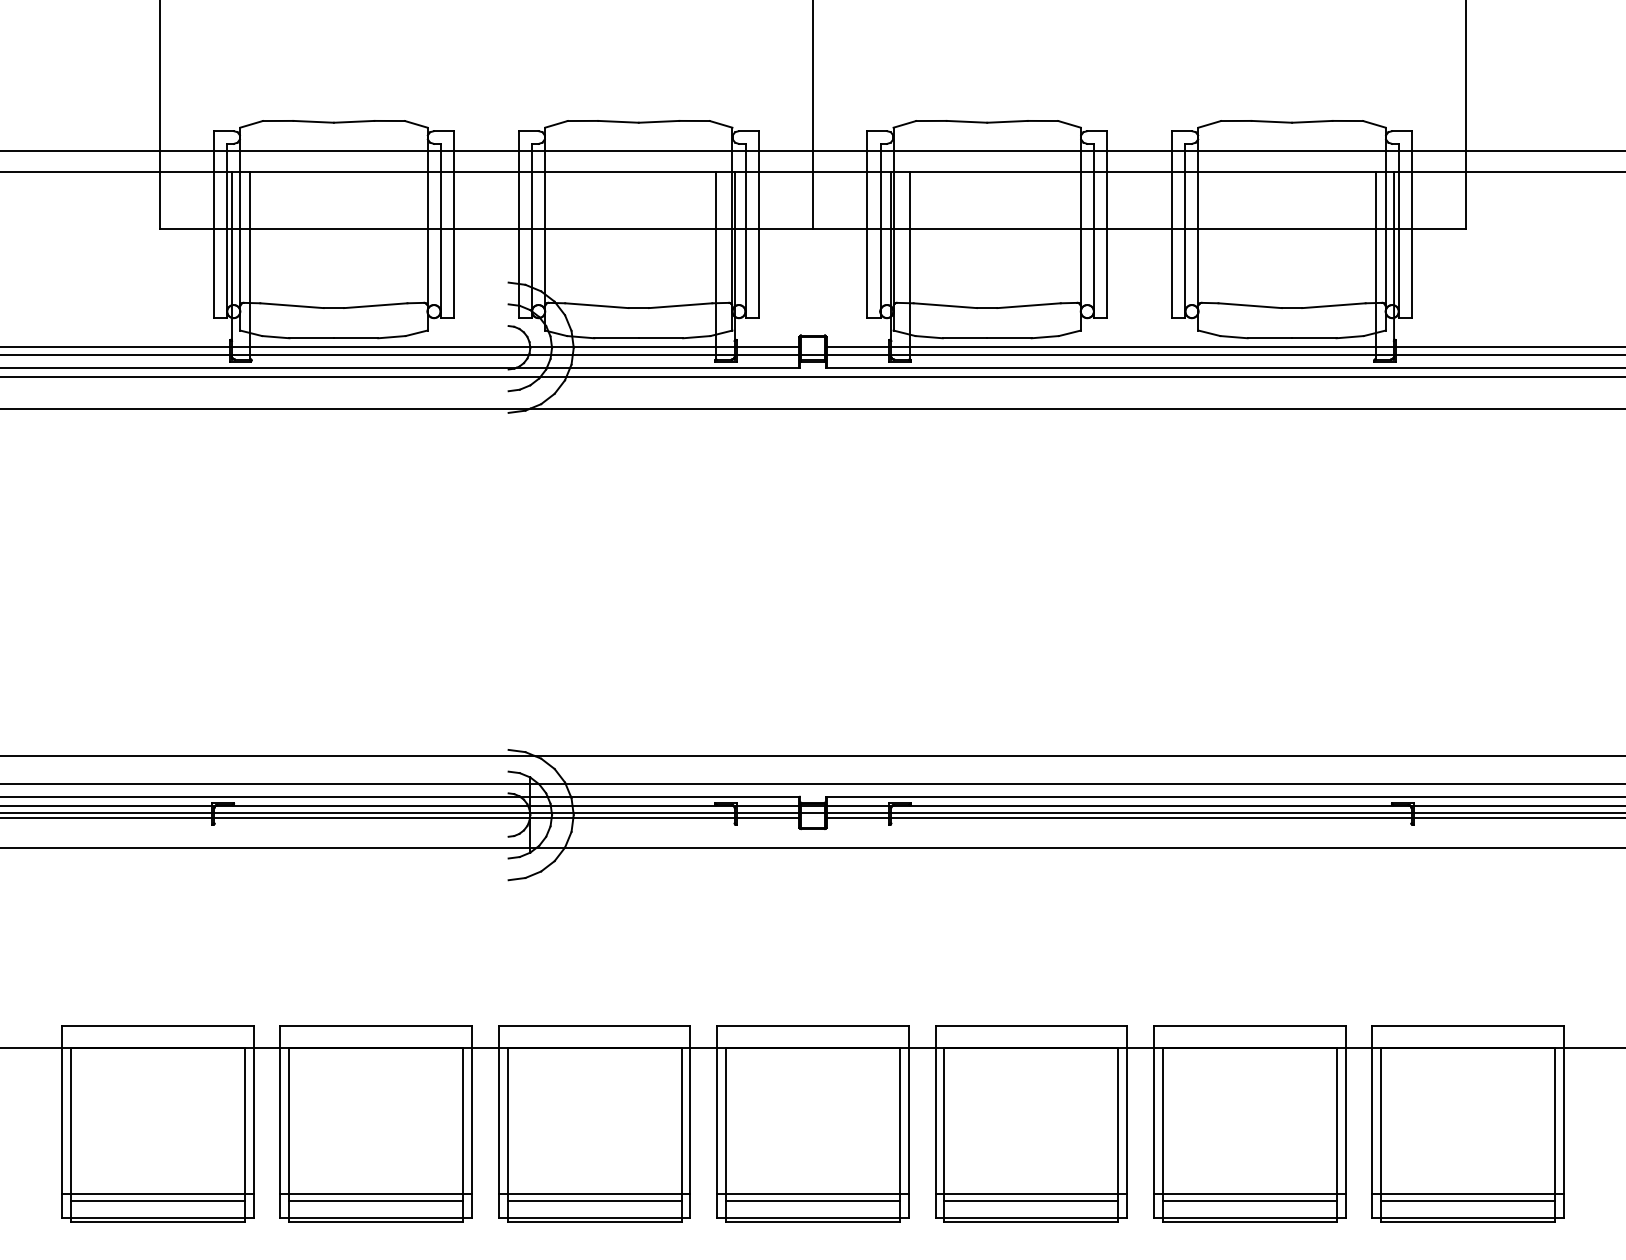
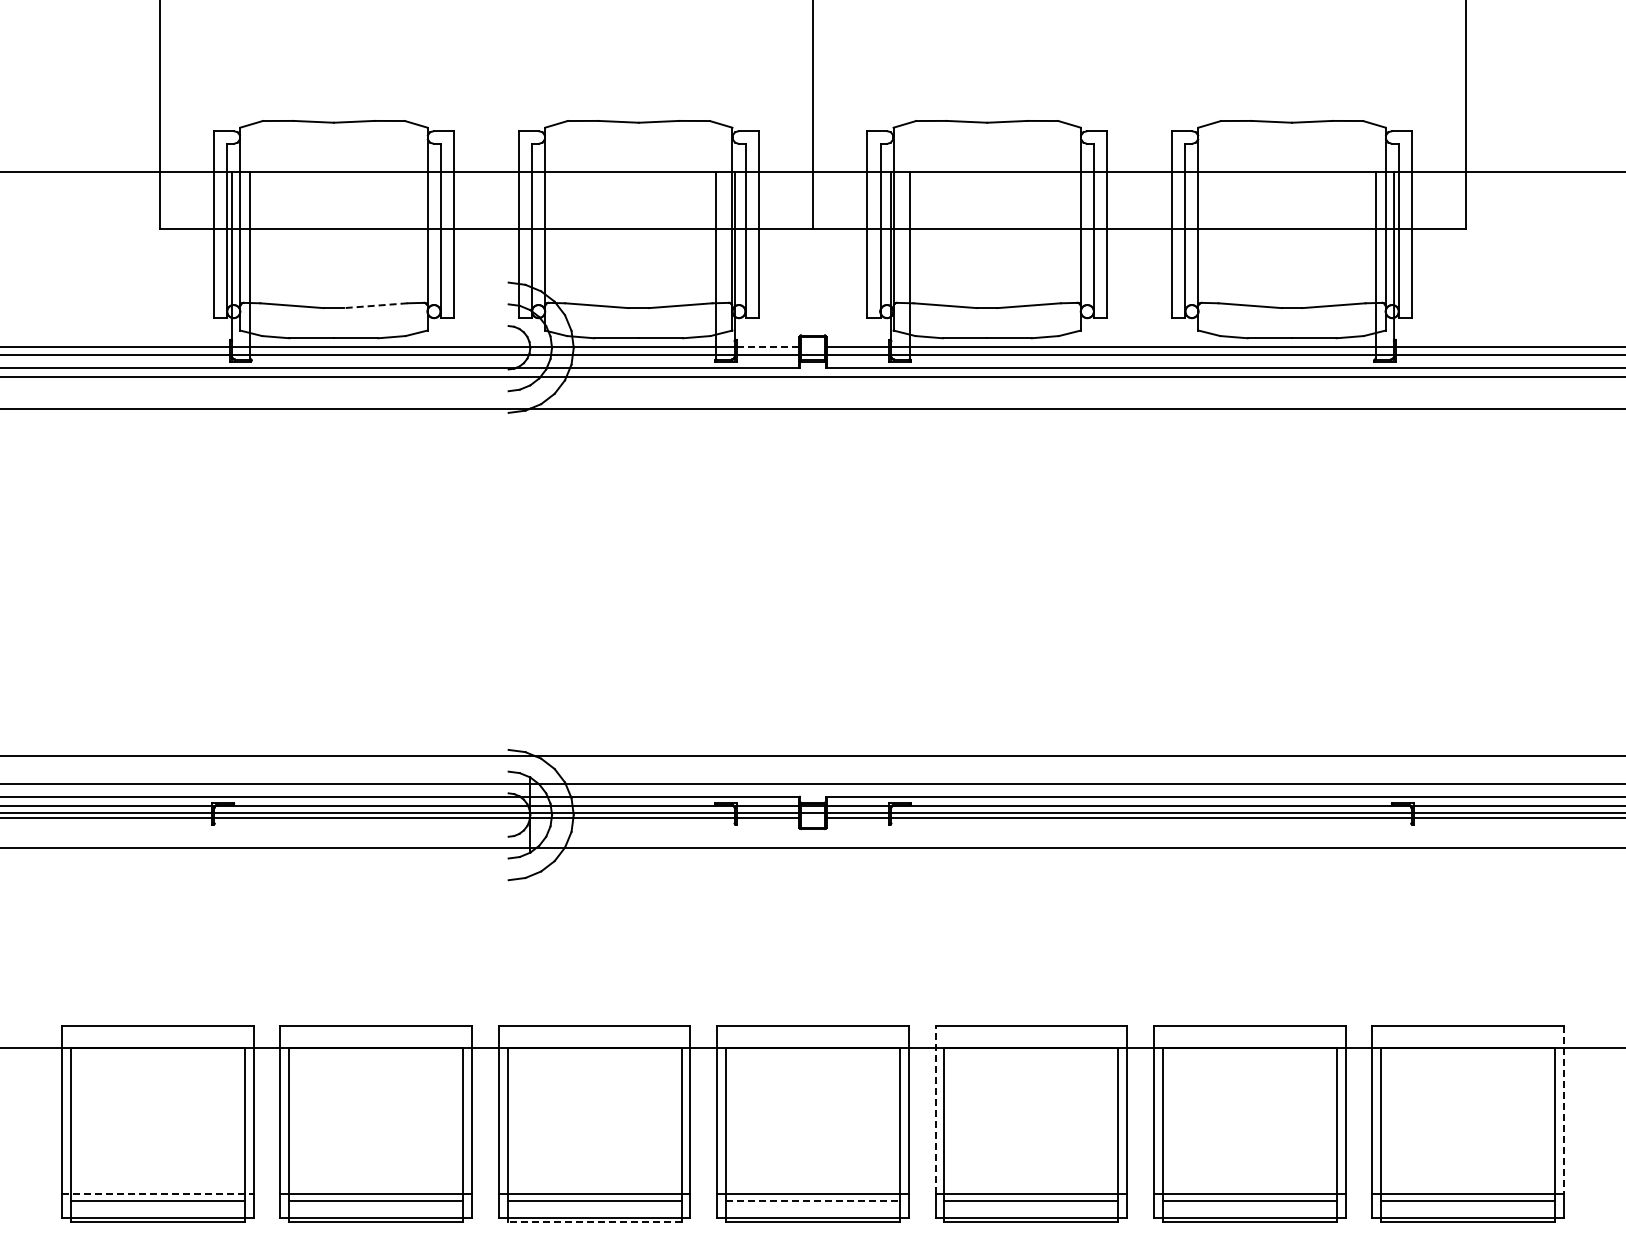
line: present -> none (812, 151)
line: solid -> dashed (375, 305)
line: solid -> dashed (767, 346)
line: solid -> dashed (935, 1110)
line: solid -> dashed (1563, 1110)
line: solid -> dashed (157, 1194)
line: solid -> dashed (813, 1200)
line: solid -> dashed (594, 1222)
